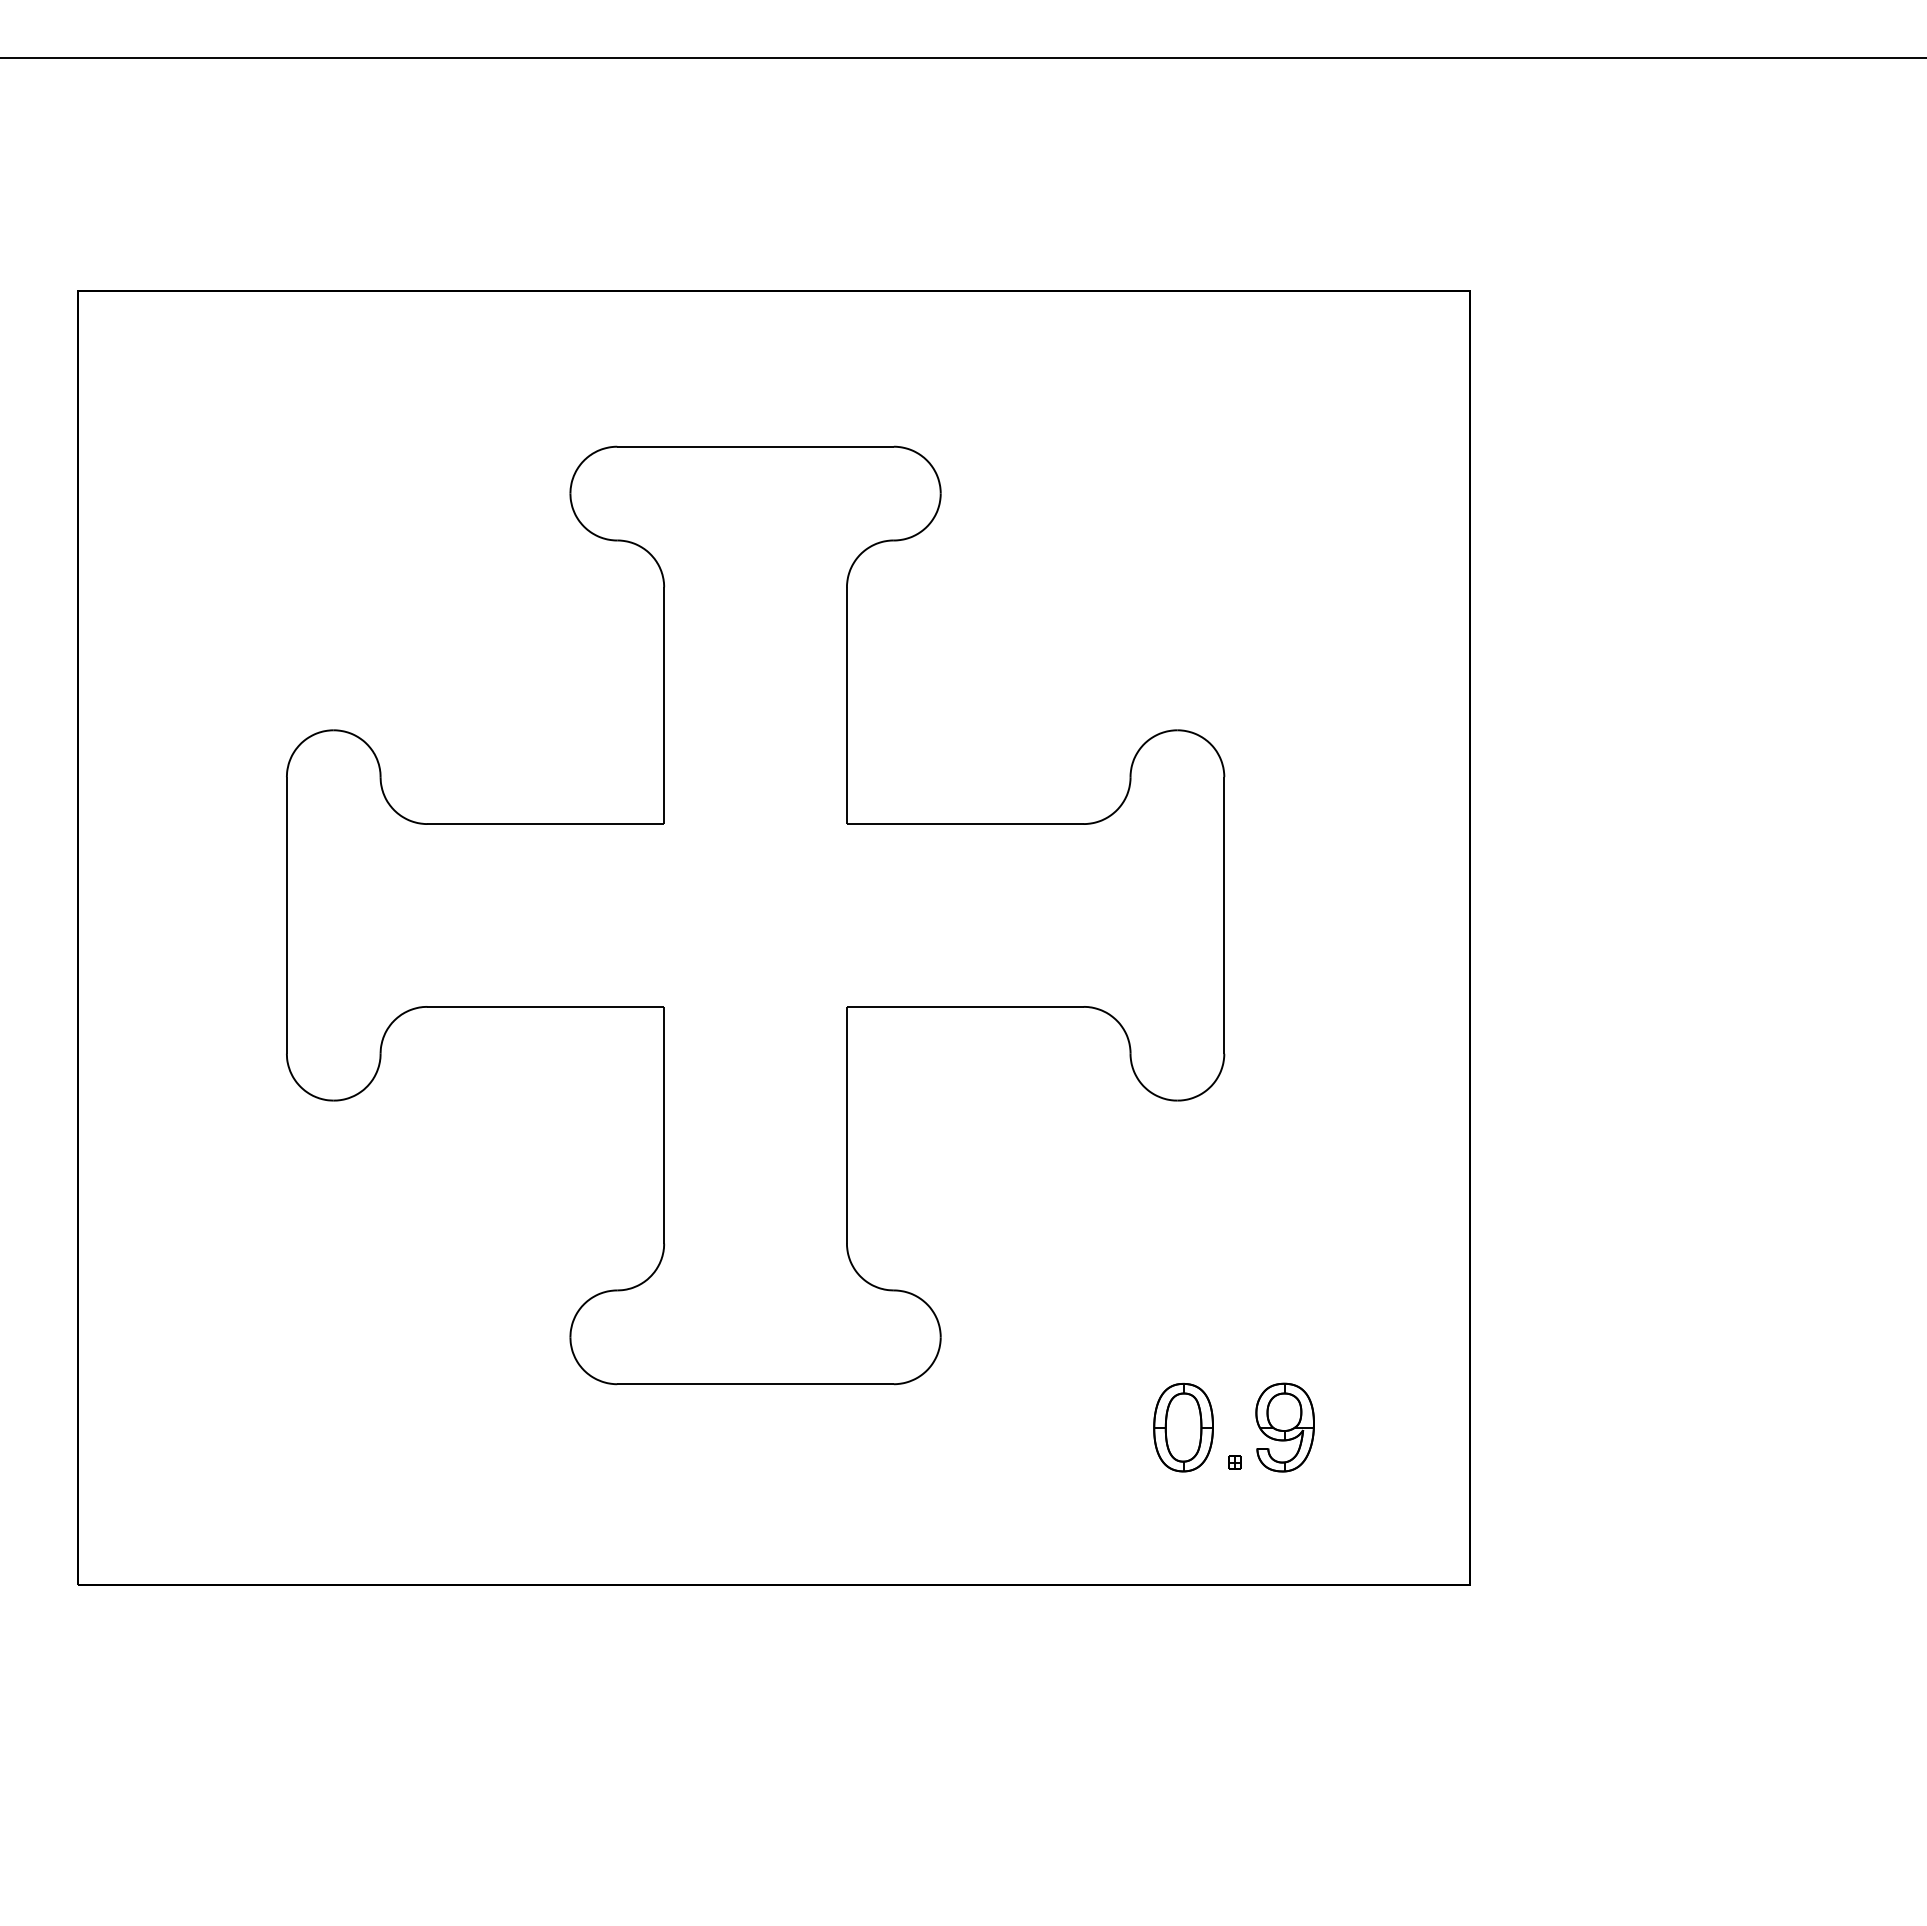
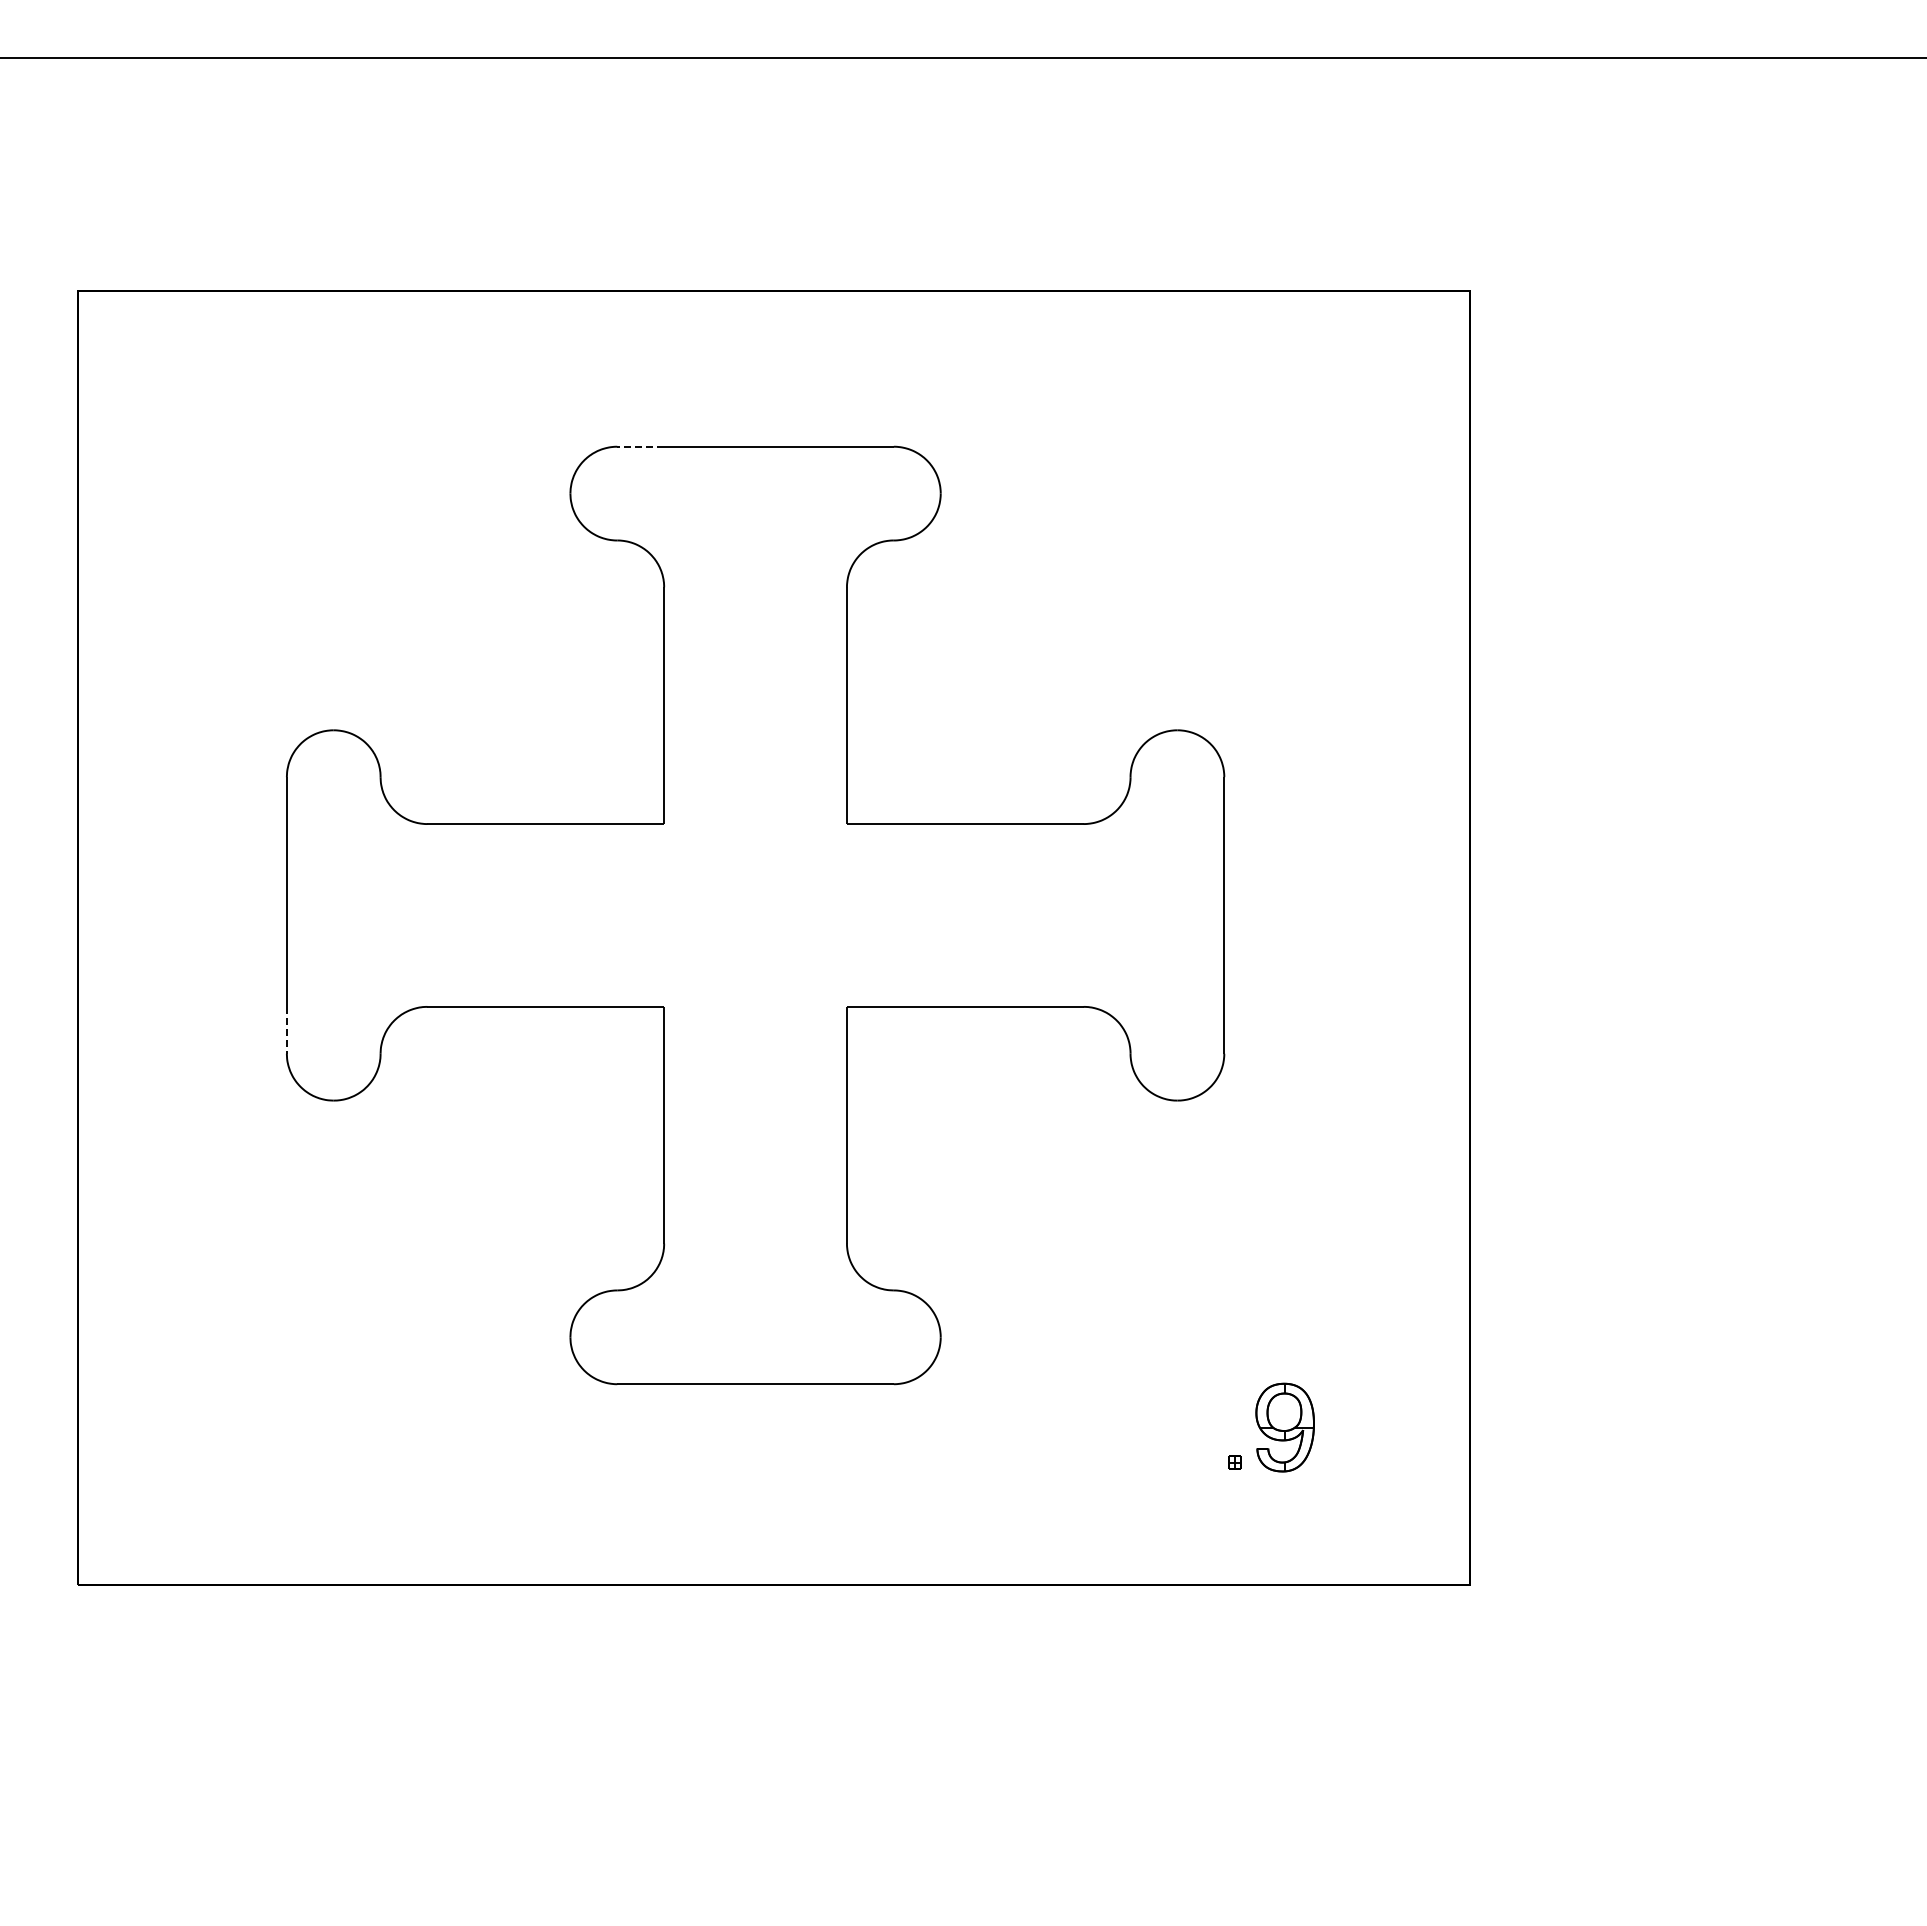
line: solid -> dashed (640, 446)
line: solid -> dashed (286, 1030)
part: present -> none (1183, 1427)
